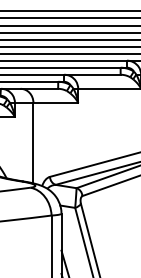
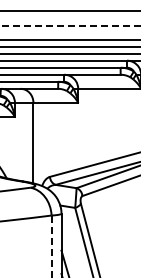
line: present -> none (69, 18)
line: solid -> dashed (70, 25)
line: present -> none (69, 32)
line: solid -> dashed (51, 246)
